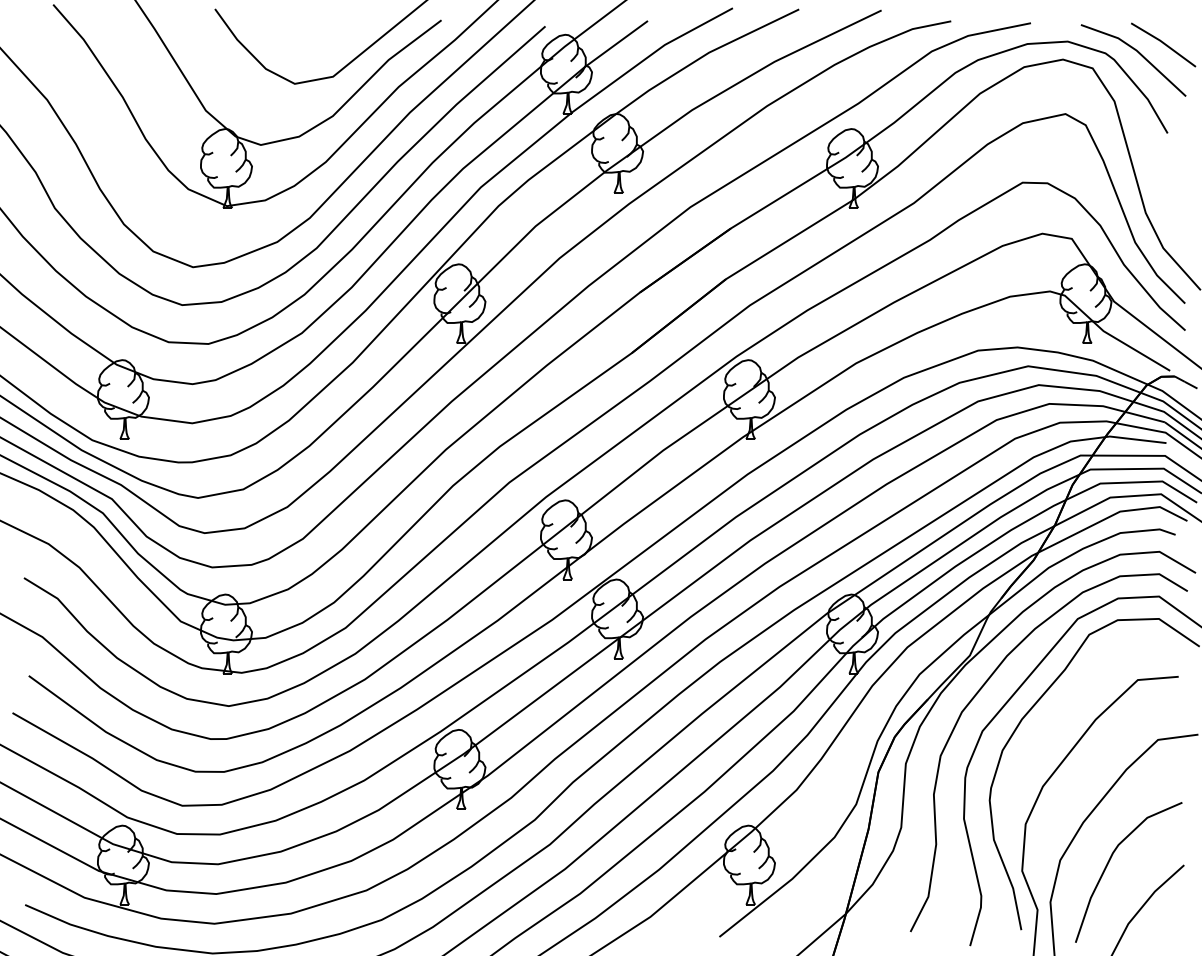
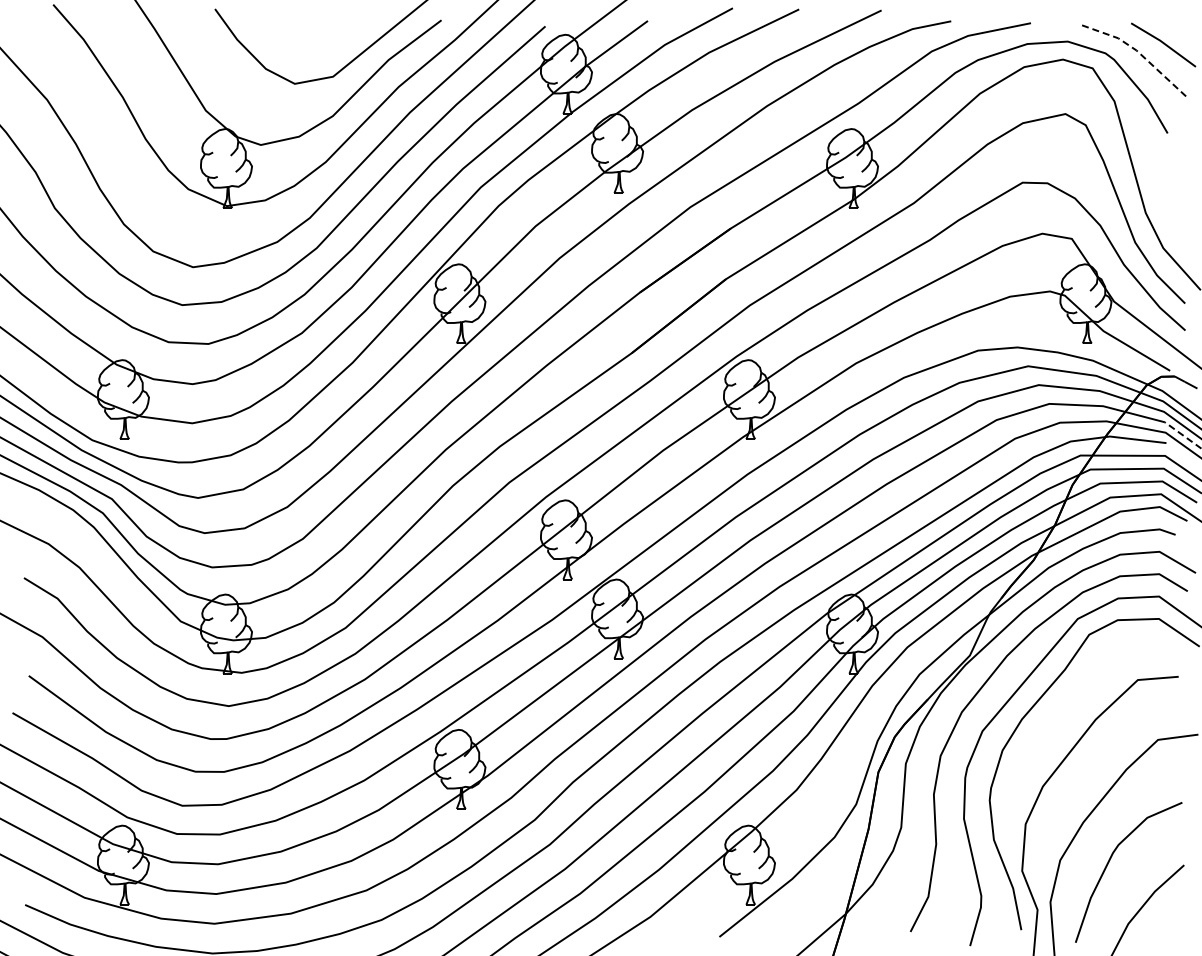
line: solid -> dashed (1137, 51)
line: solid -> dashed (1183, 435)
